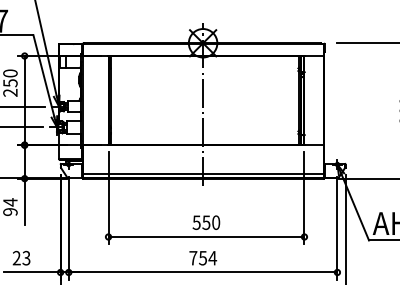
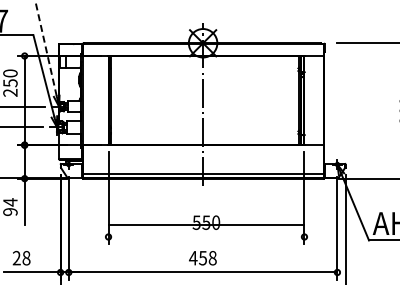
line: solid -> dashed (45, 47)
line position: (206, 236) -> (206, 224) (206, 224)
text: 23 -> 28 (26, 258)
text: 754 -> 458 (203, 258)
